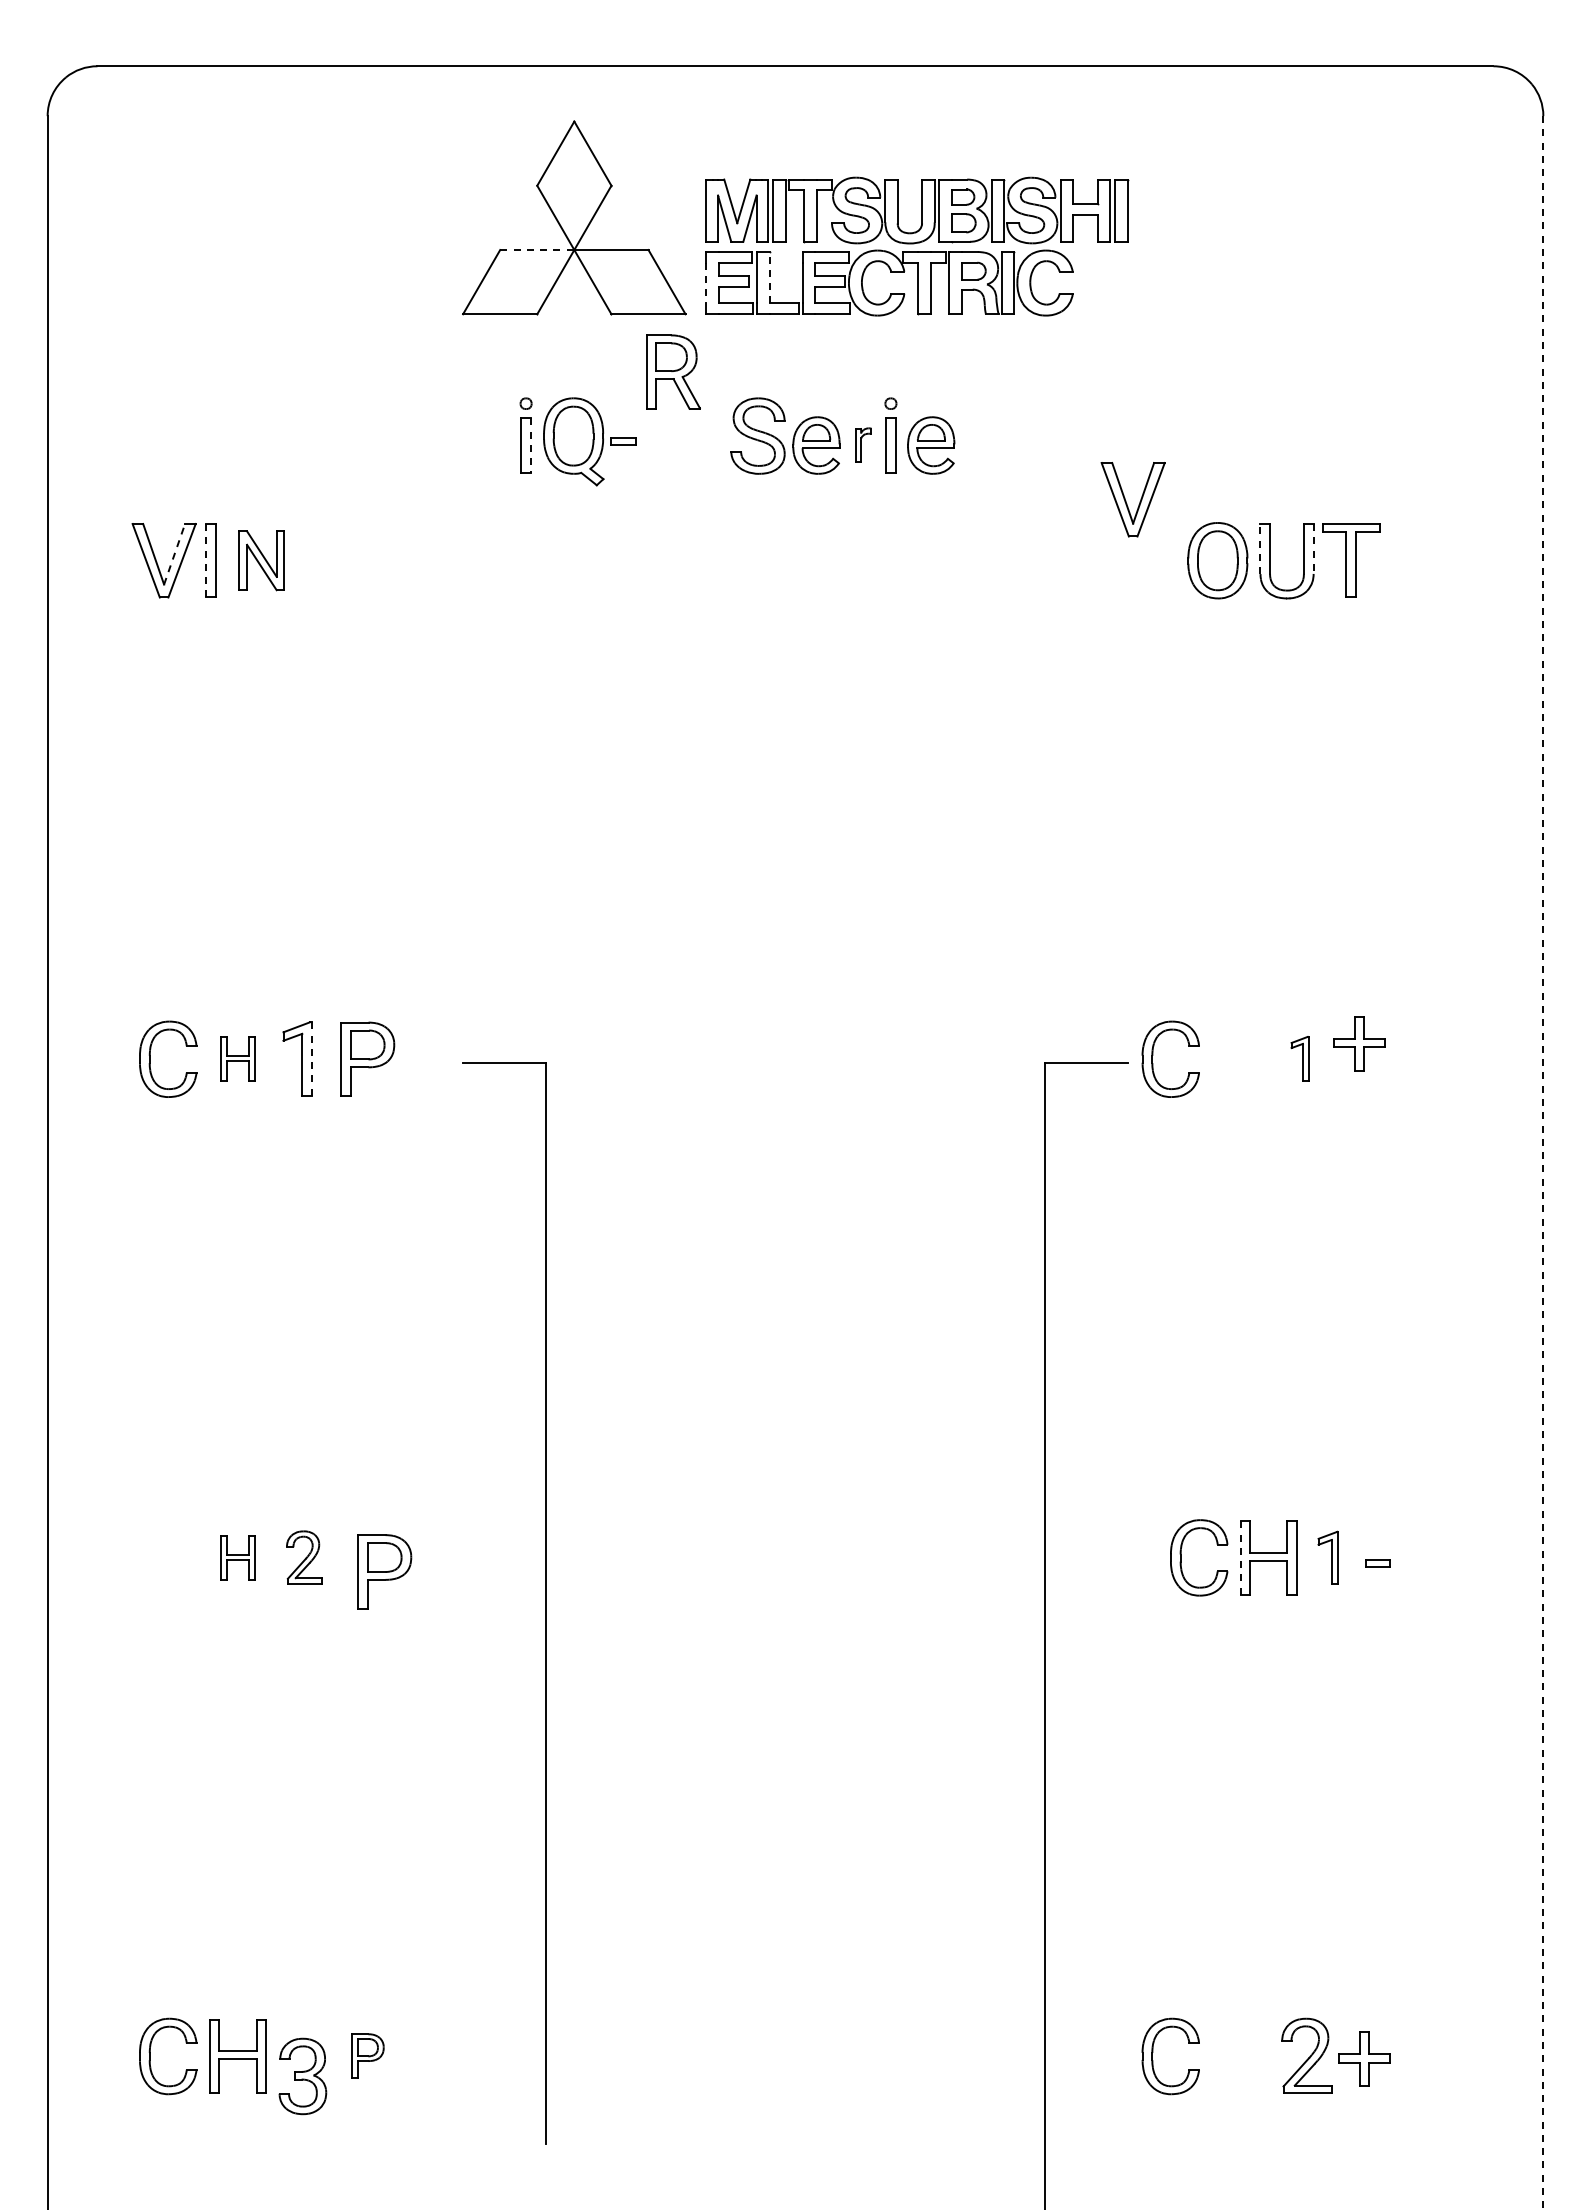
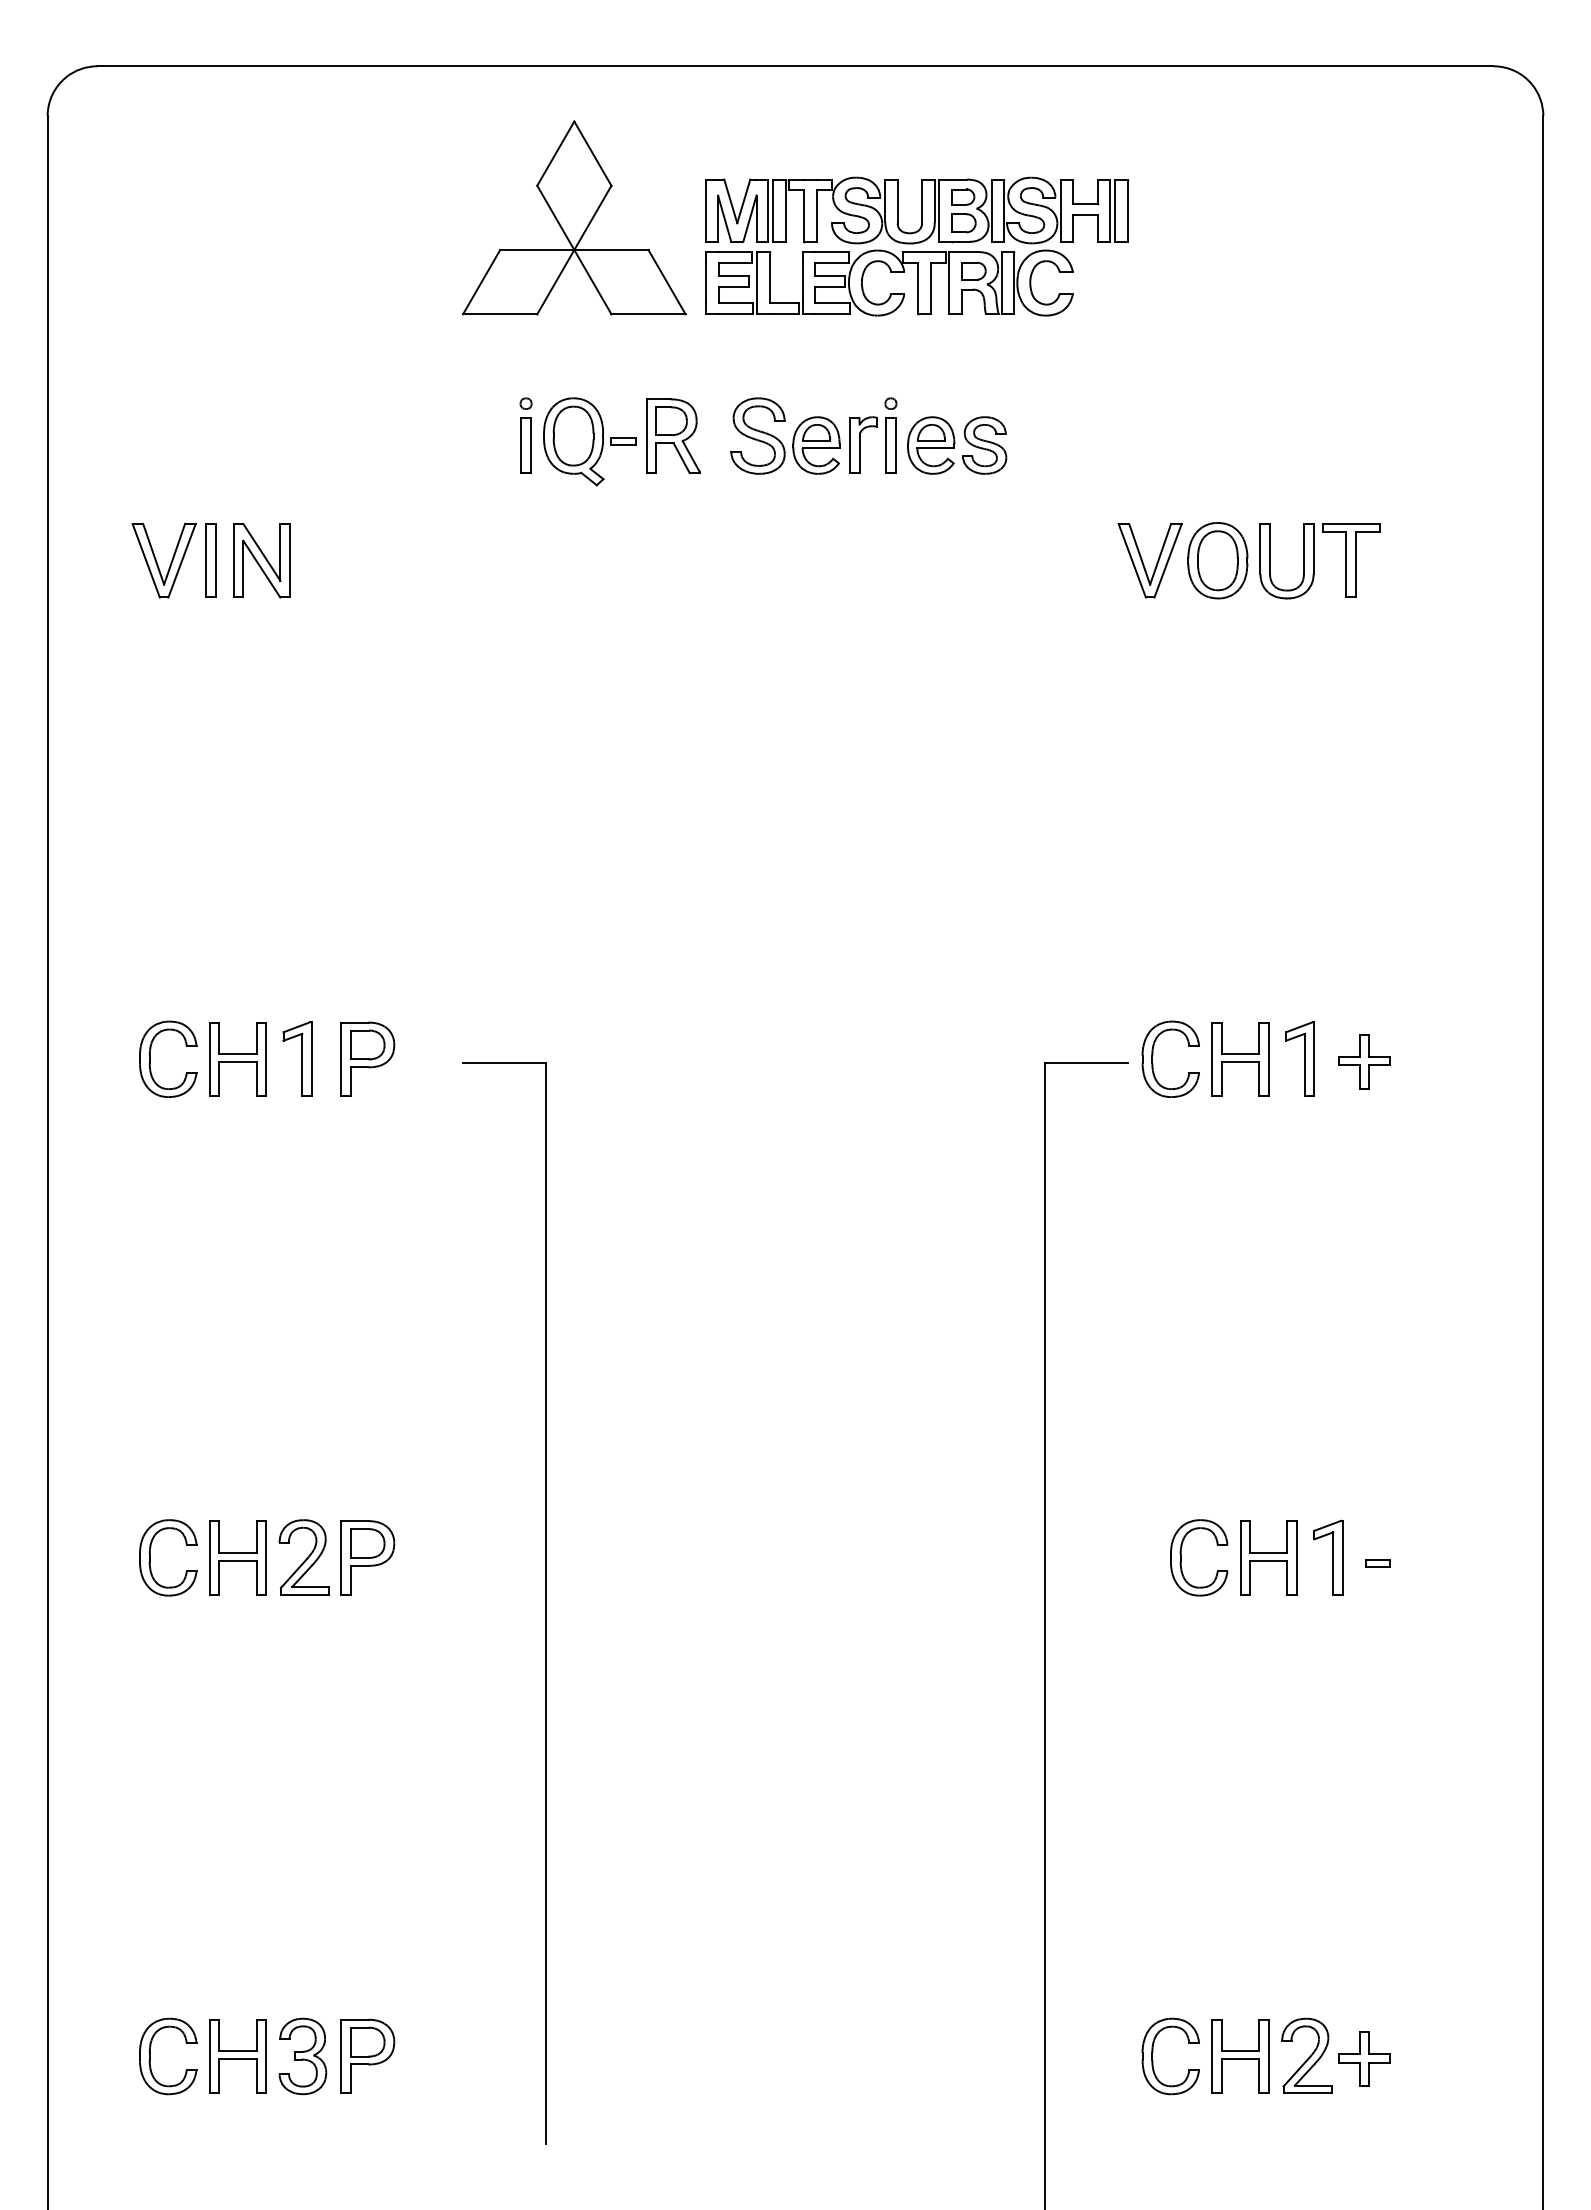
line: dashed -> solid (537, 250)
line: dashed -> solid (769, 277)
line: dashed -> solid (706, 283)
part position: (673, 371) -> (673, 435) (673, 435)
part size: 17x36 px -> 29x58 px (863, 444)
part: none -> present (984, 445)
line: dashed -> solid (530, 446)
part position: (1126, 500) -> (1143, 561) (1143, 561)
line: dashed -> solid (1260, 548)
line: dashed -> solid (1313, 548)
line: dashed -> solid (174, 553)
line: dashed -> solid (206, 560)
part size: 47x62 px -> 58x76 px (261, 560)
part position: (1359, 1043) -> (1364, 1061) (1364, 1061)
part size: 36x46 px -> 58x75 px (237, 1059)
part size: 20x46 px -> 30x76 px (1299, 1058)
line: dashed -> solid (311, 1059)
part: none -> present (1240, 1059)
line: dashed -> solid (1543, 1163)
part: none -> present (150, 1557)
part size: 36x46 px -> 58x76 px (237, 1557)
part size: 37x55 px -> 52x77 px (303, 1557)
line: dashed -> solid (1240, 1557)
part size: 22x55 px -> 31x77 px (1328, 1557)
part position: (384, 1571) -> (367, 1557) (367, 1557)
part size: 34x46 px -> 56x76 px (367, 2055)
part: none -> present (1240, 2056)
part position: (302, 2076) -> (302, 2056) (302, 2056)
